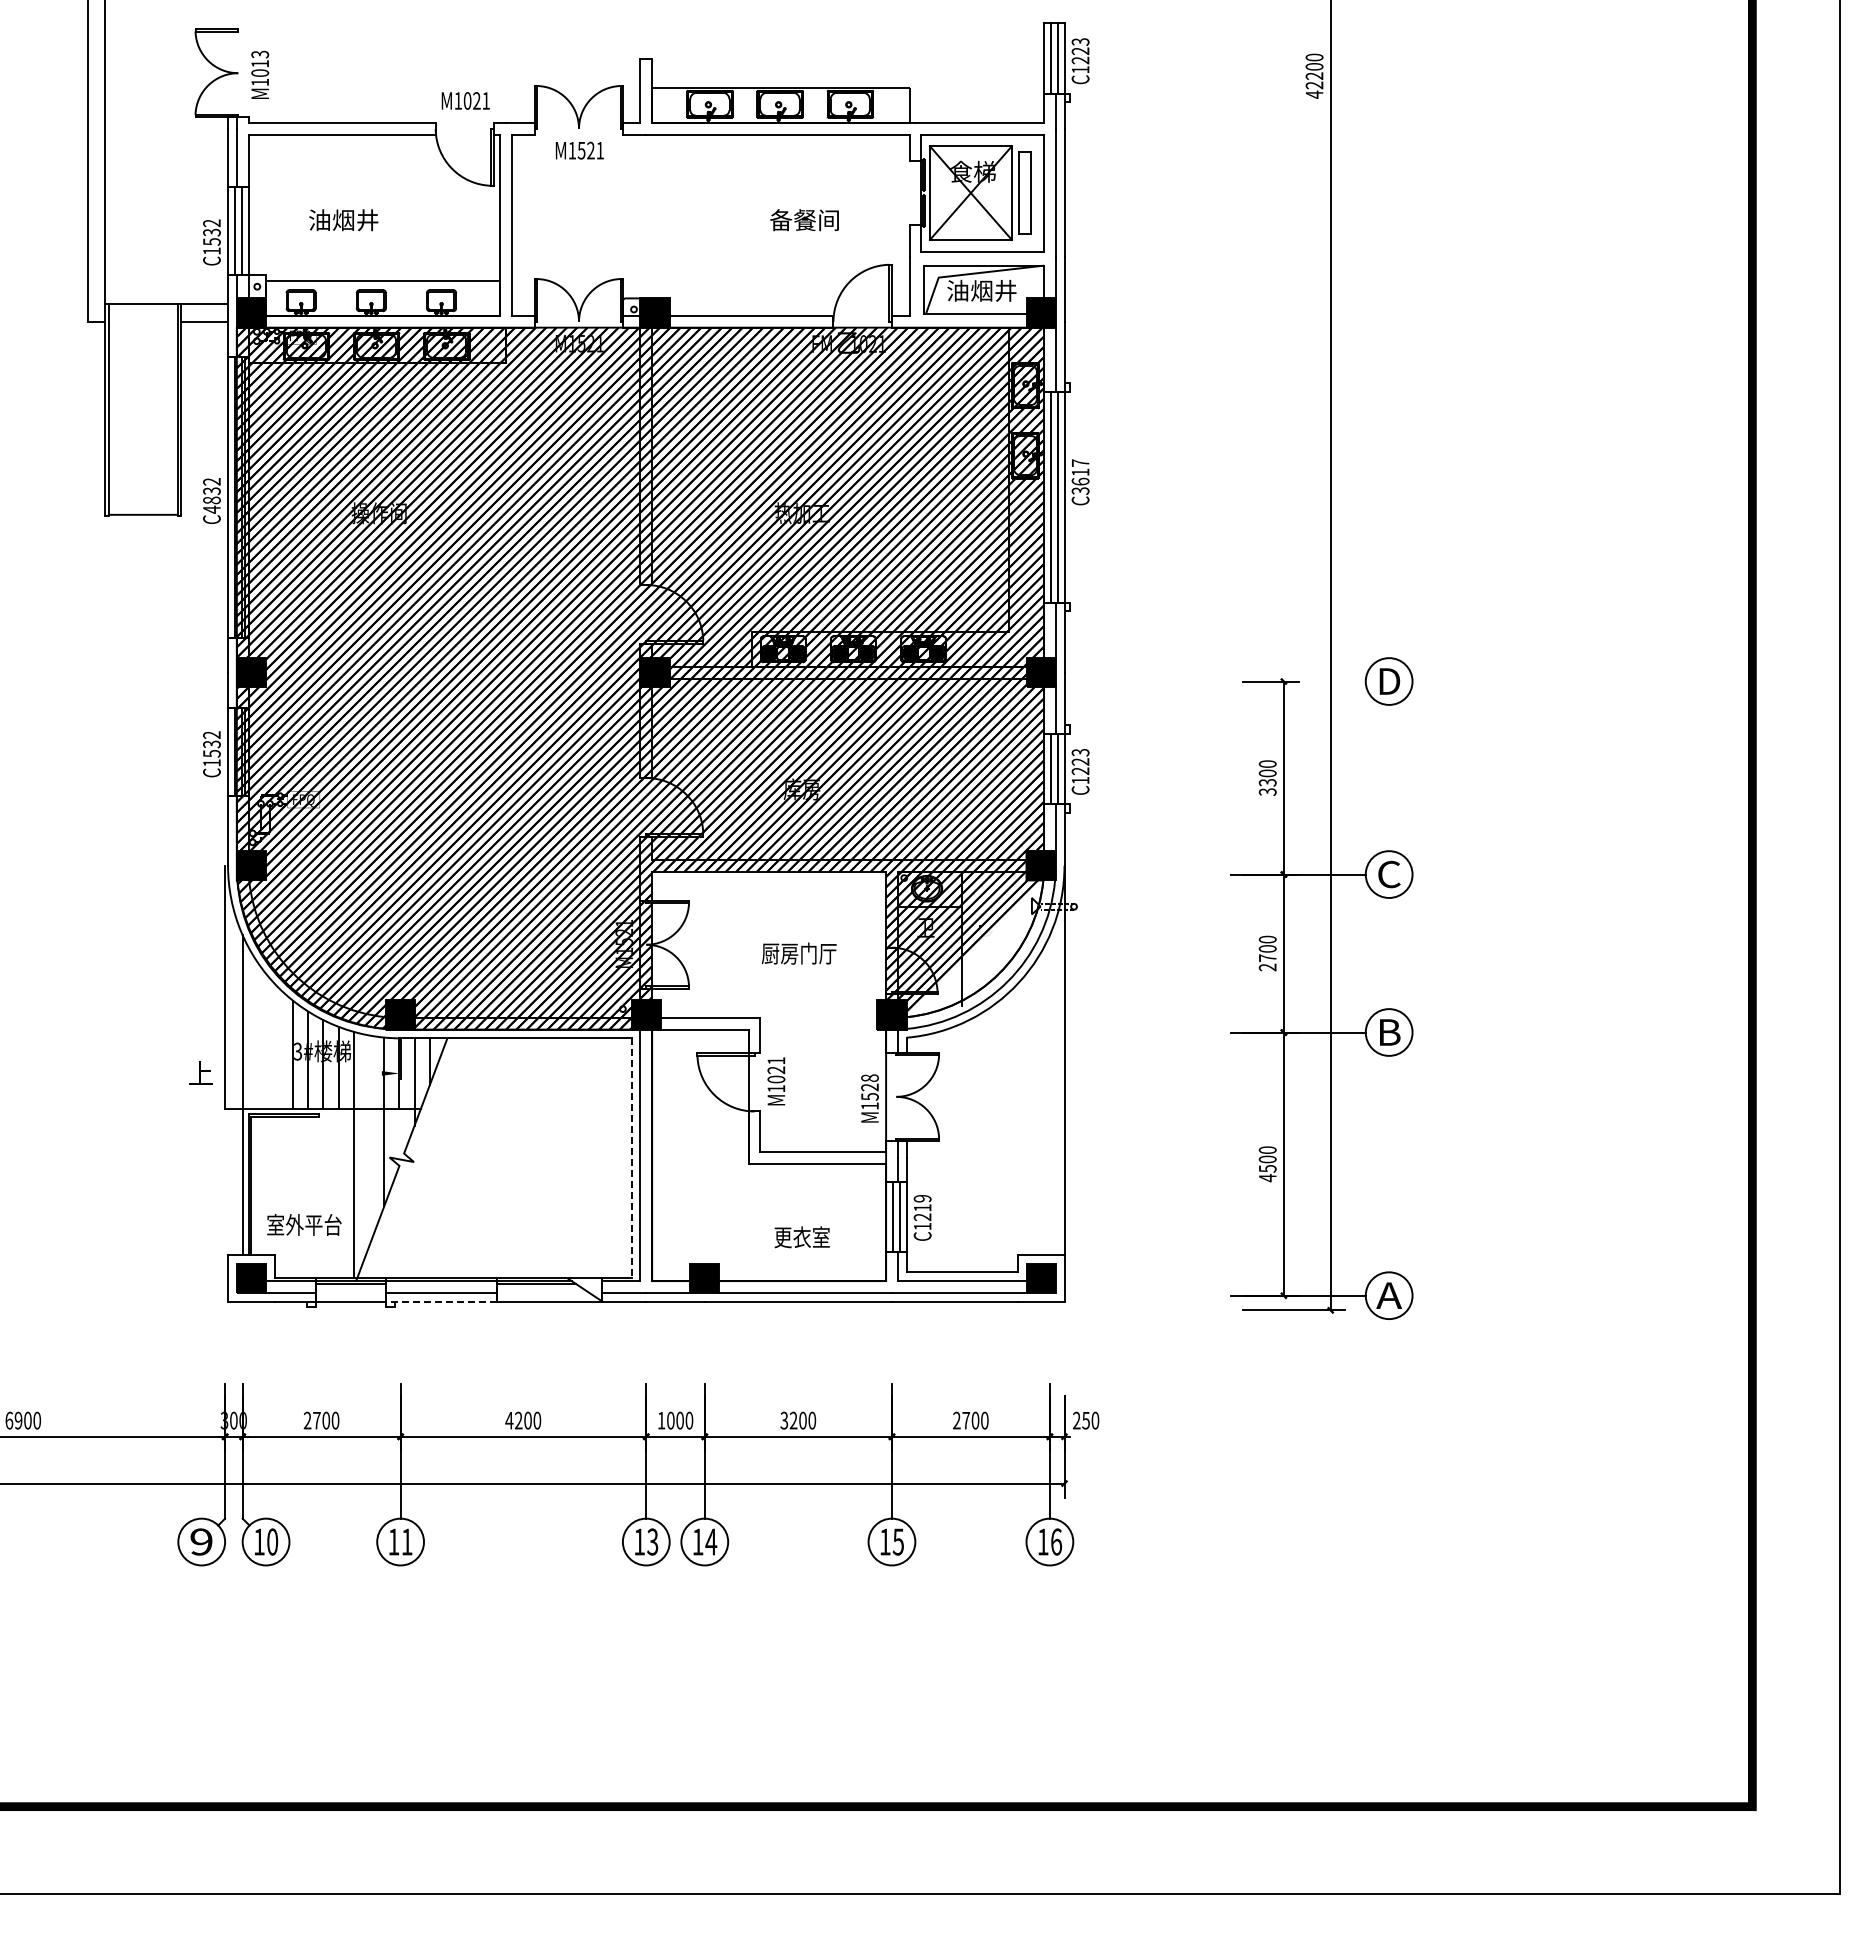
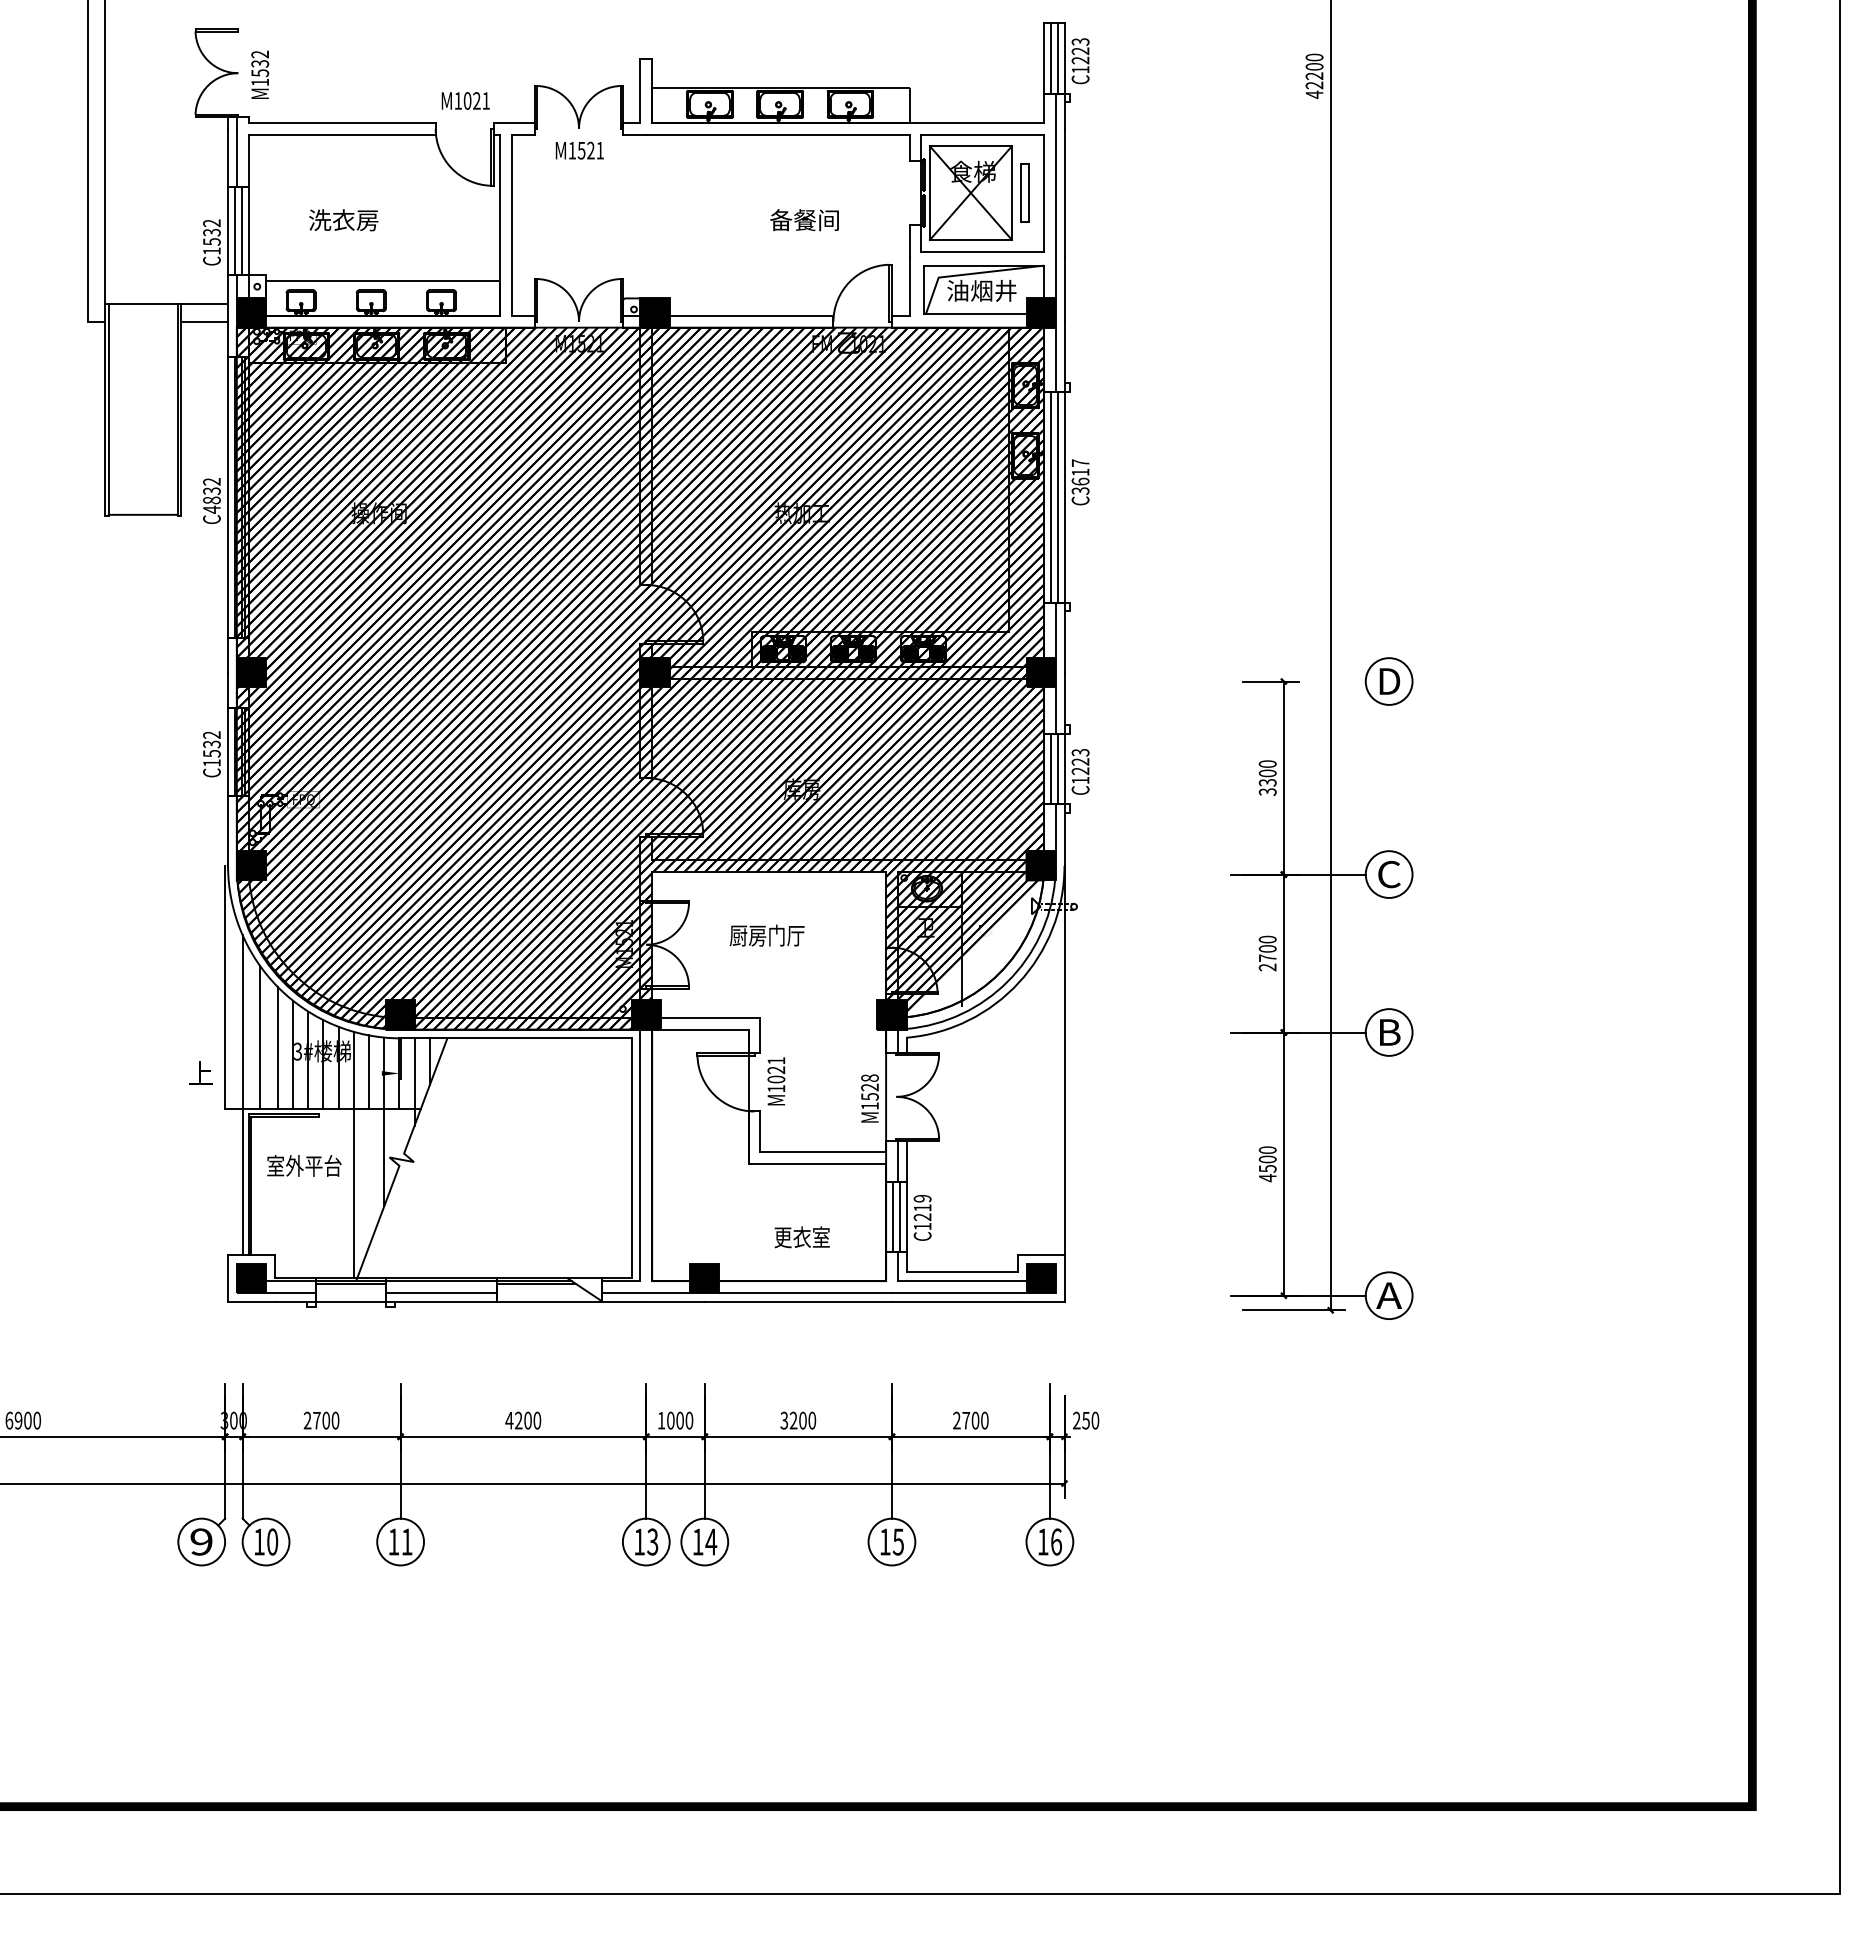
text: M1013 -> M1532 (260, 63)
part size: 14x84 px -> 10x60 px (1024, 192)
text: 油烟井 -> 洗衣房 (343, 220)
text position: (798, 953) -> (766, 935) (766, 935)
line: none -> present (260, 1037)
line: none -> present (277, 1047)
line: none -> present (369, 1071)
line: dashed -> solid (631, 1158)
text position: (304, 1224) -> (304, 1165) (304, 1165)
line: dashed -> solid (441, 1301)
